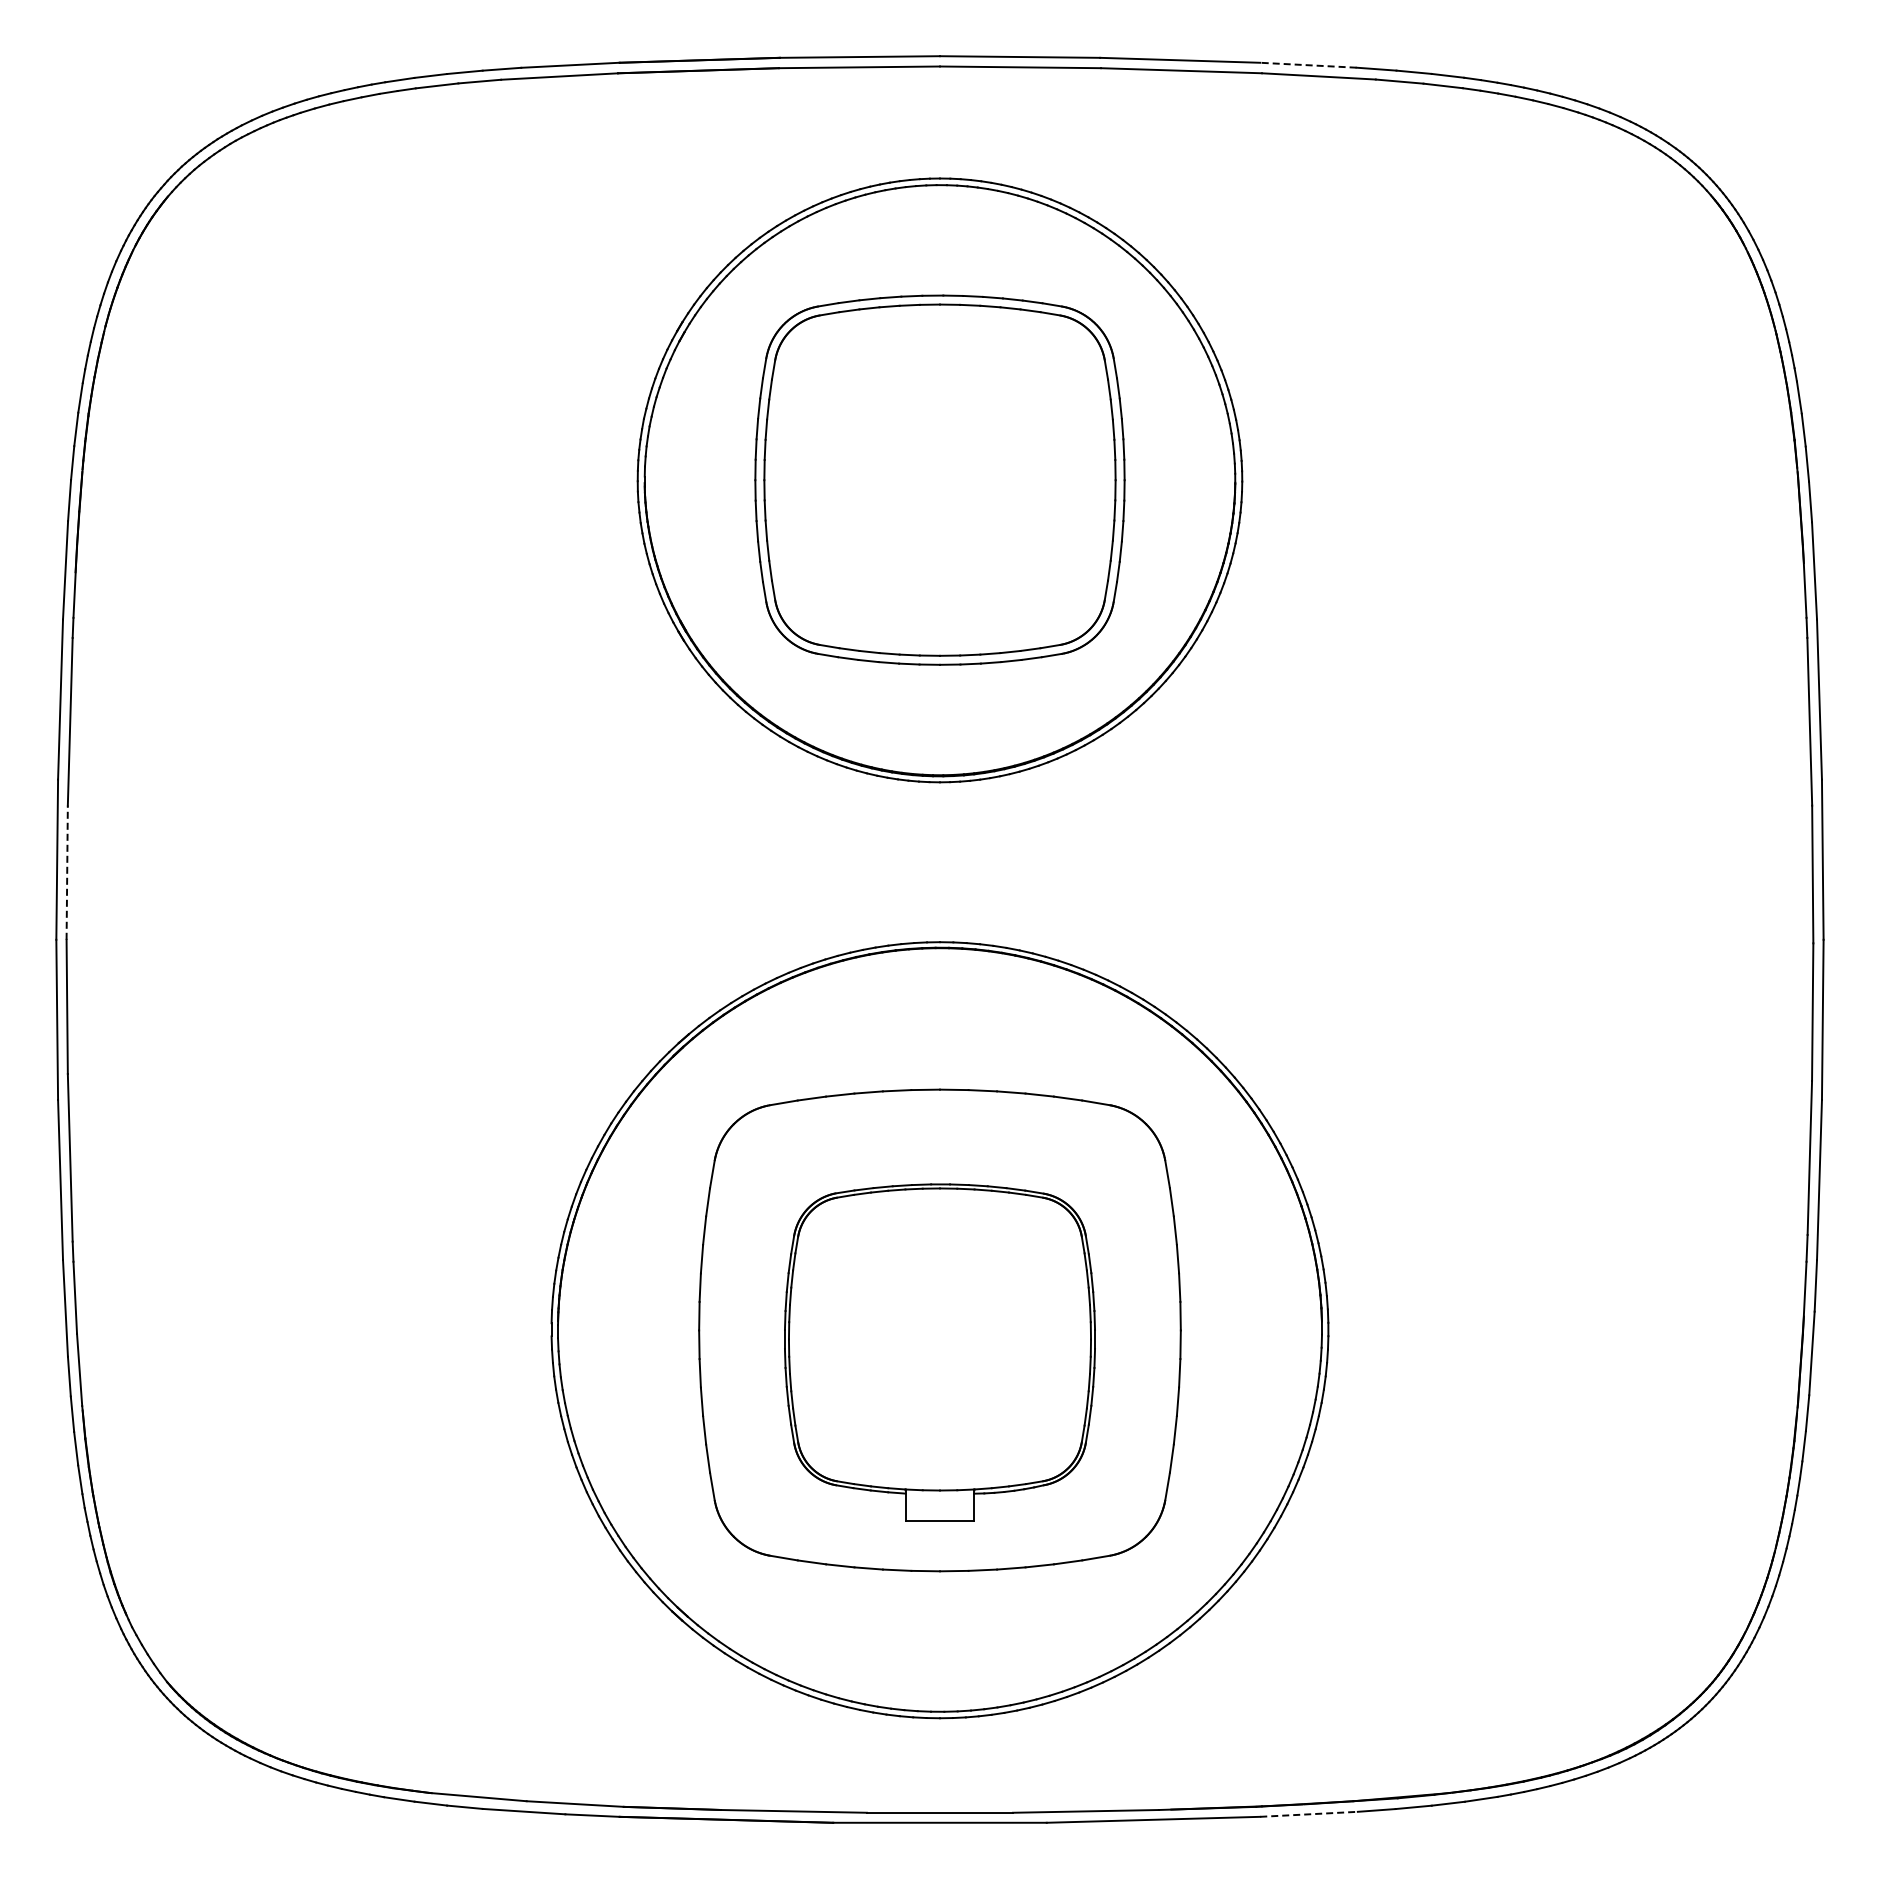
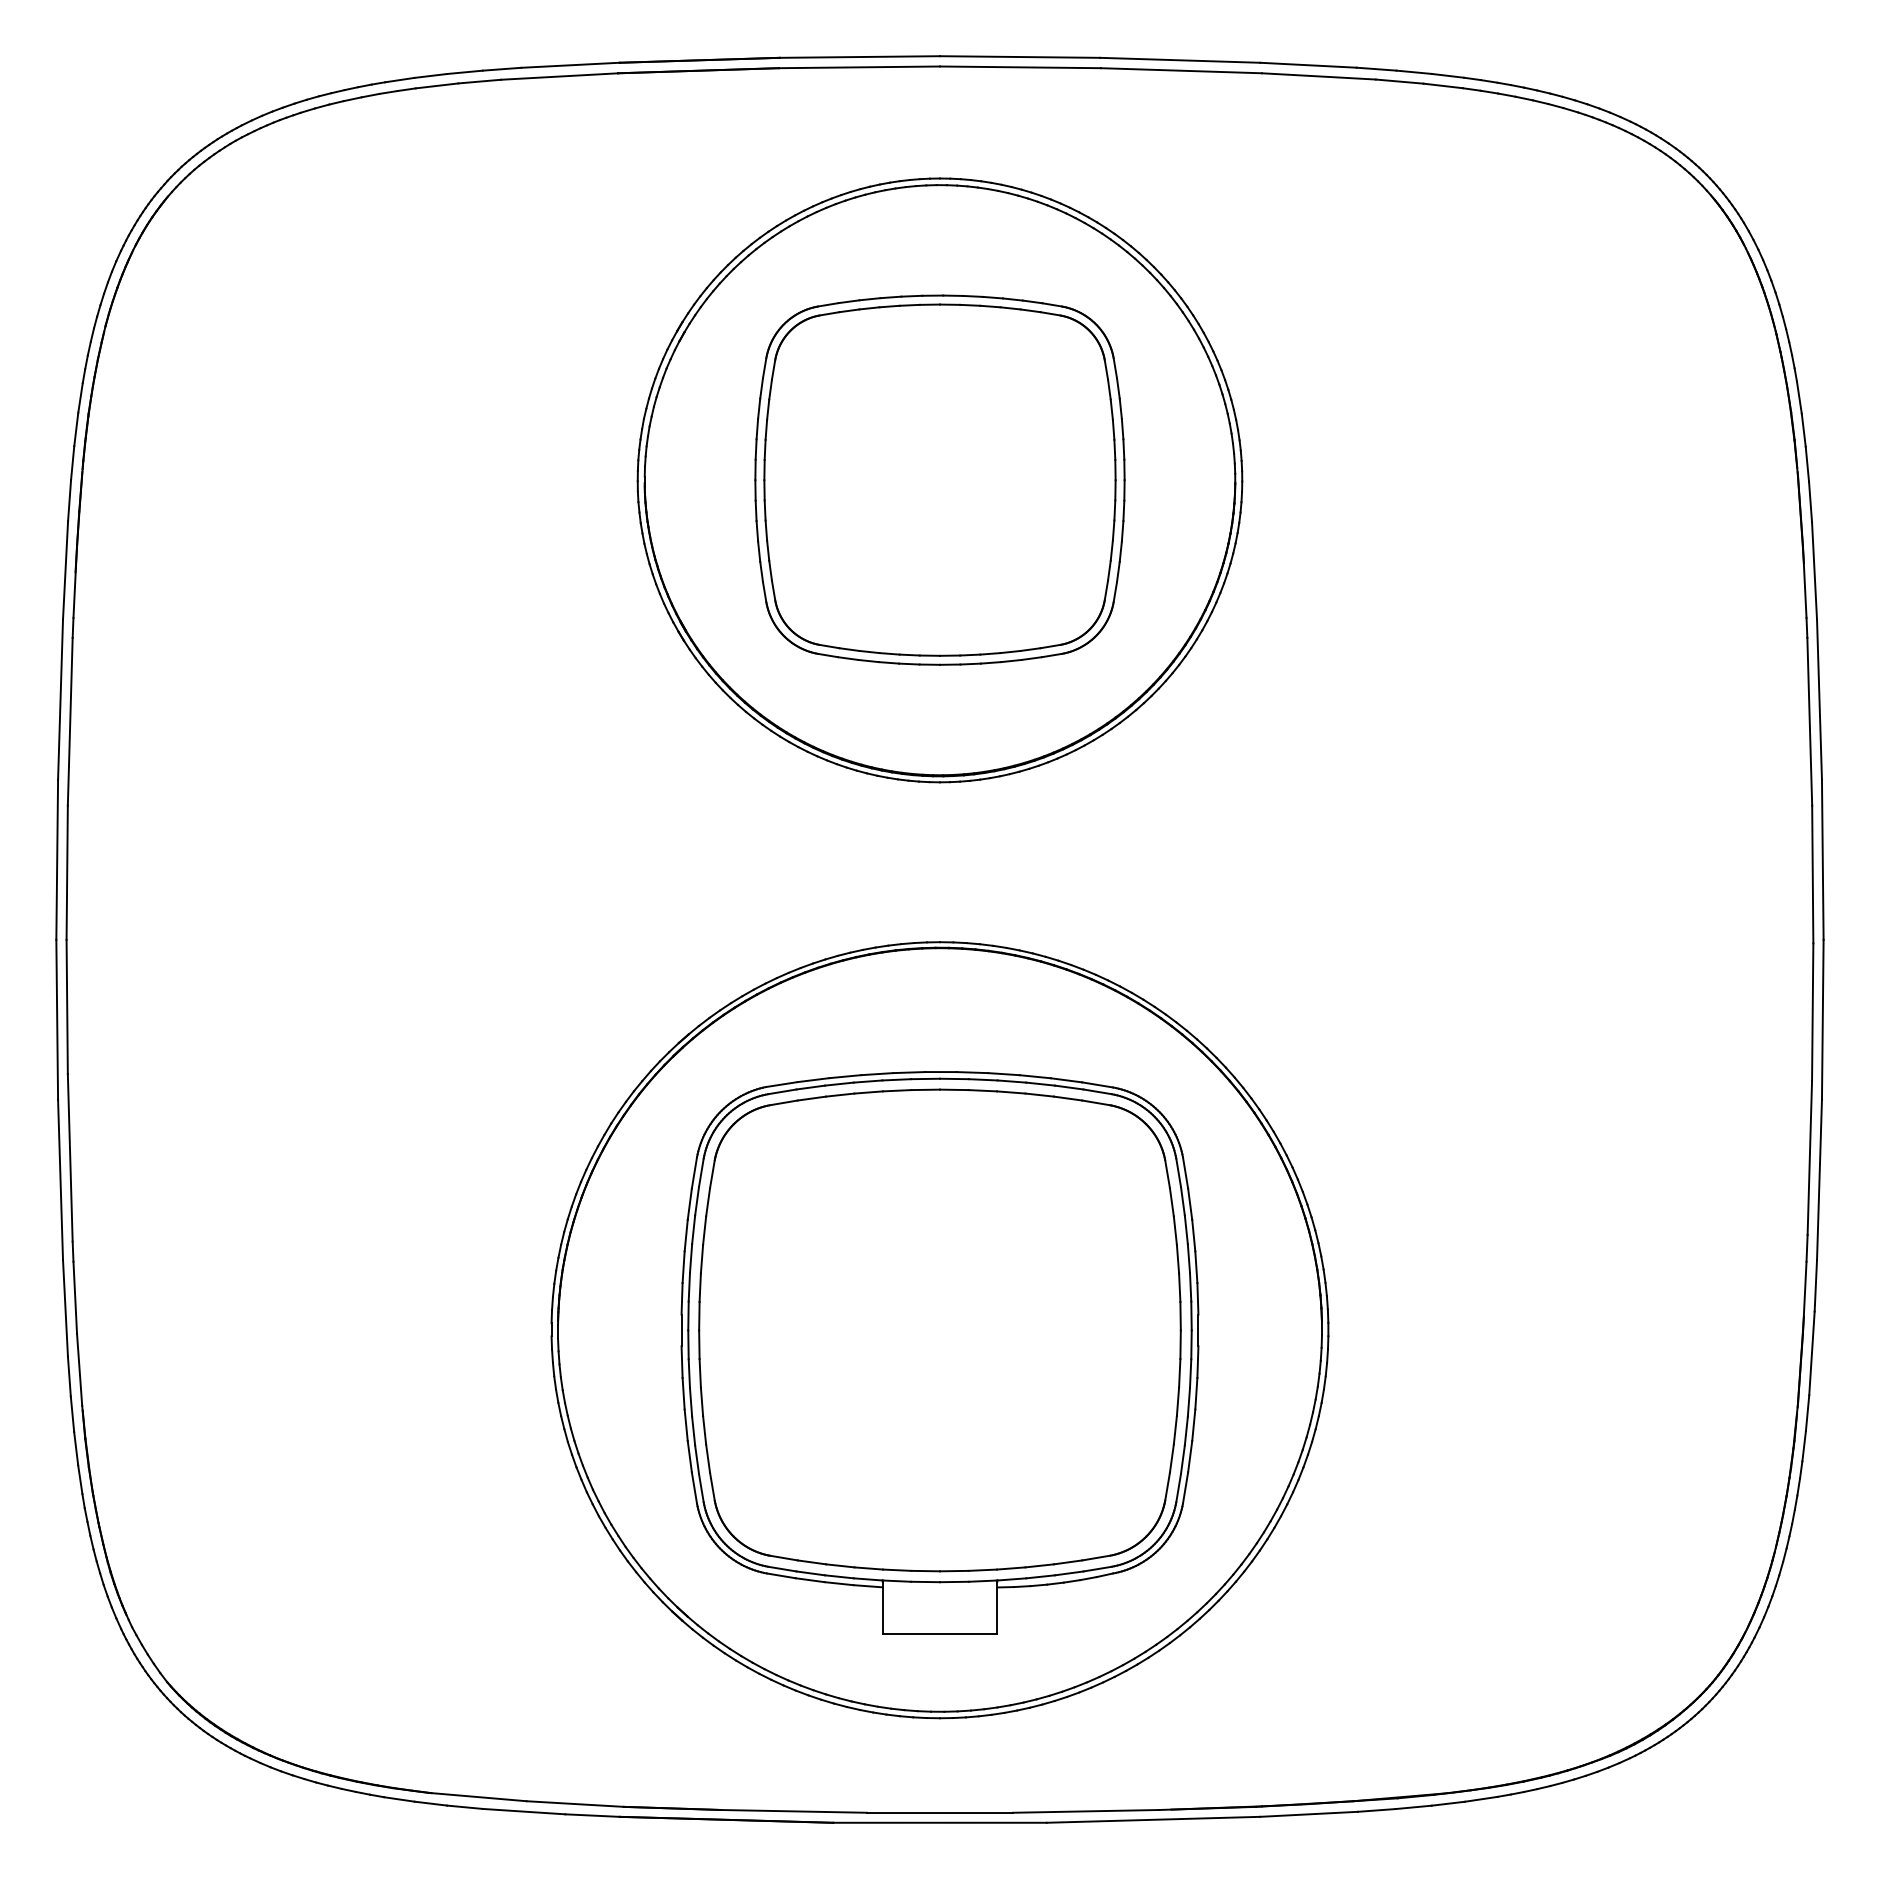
line: dashed -> solid (1307, 65)
line: dashed -> solid (67, 872)
part size: 312x339 px -> 520x564 px (939, 1352)
line: dashed -> solid (1309, 1814)
